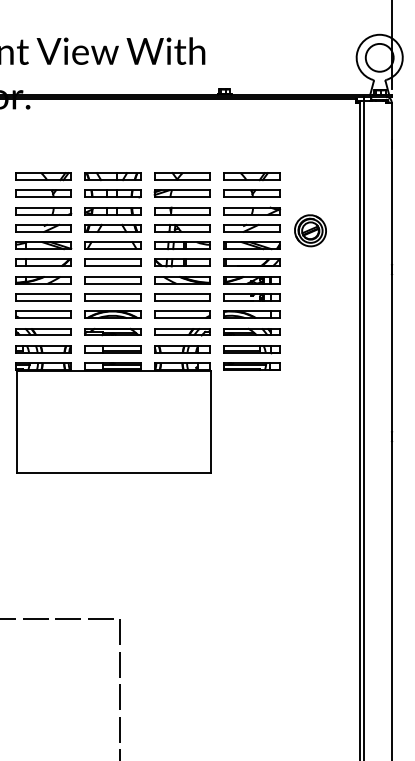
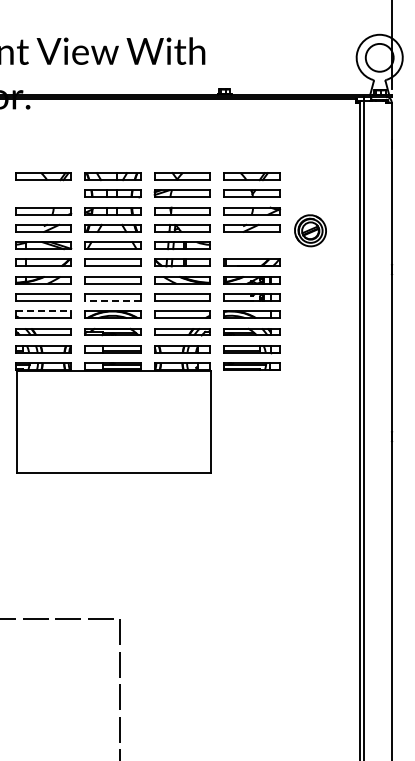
part: present -> none (43, 193)
part: present -> none (251, 245)
line: solid -> dashed (112, 300)
line: solid -> dashed (43, 311)
